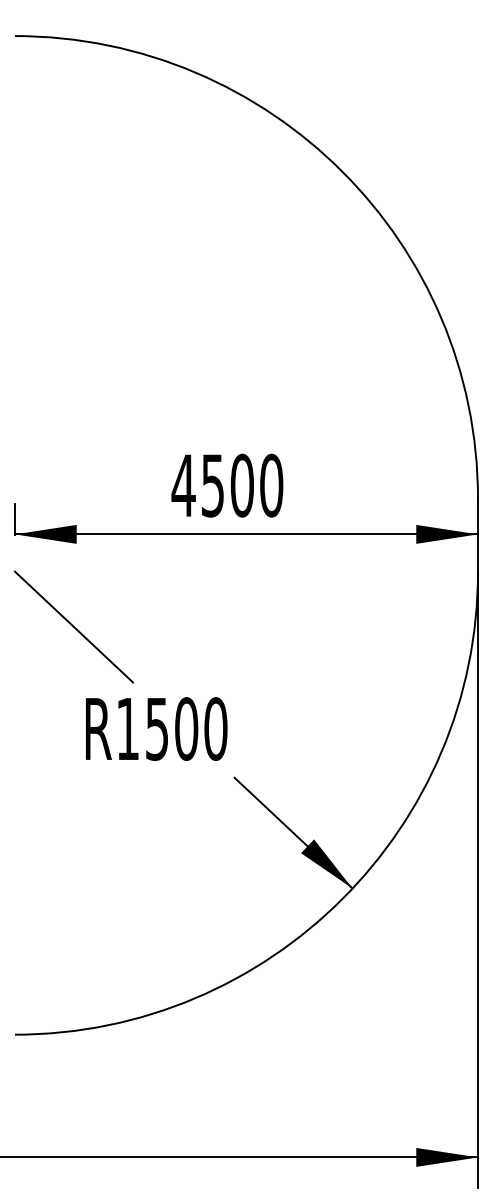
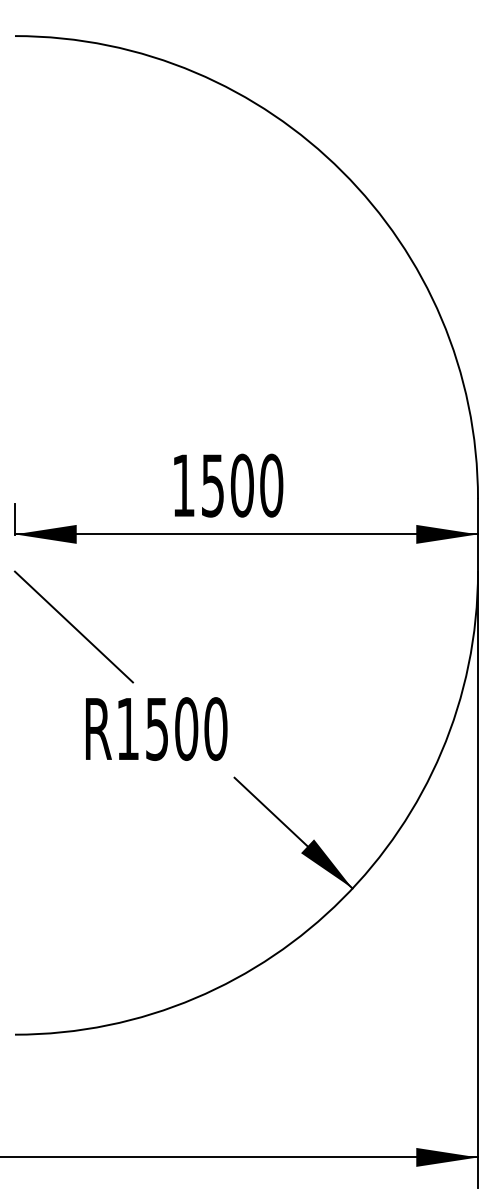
text: 4500 -> 1500 (183, 485)
